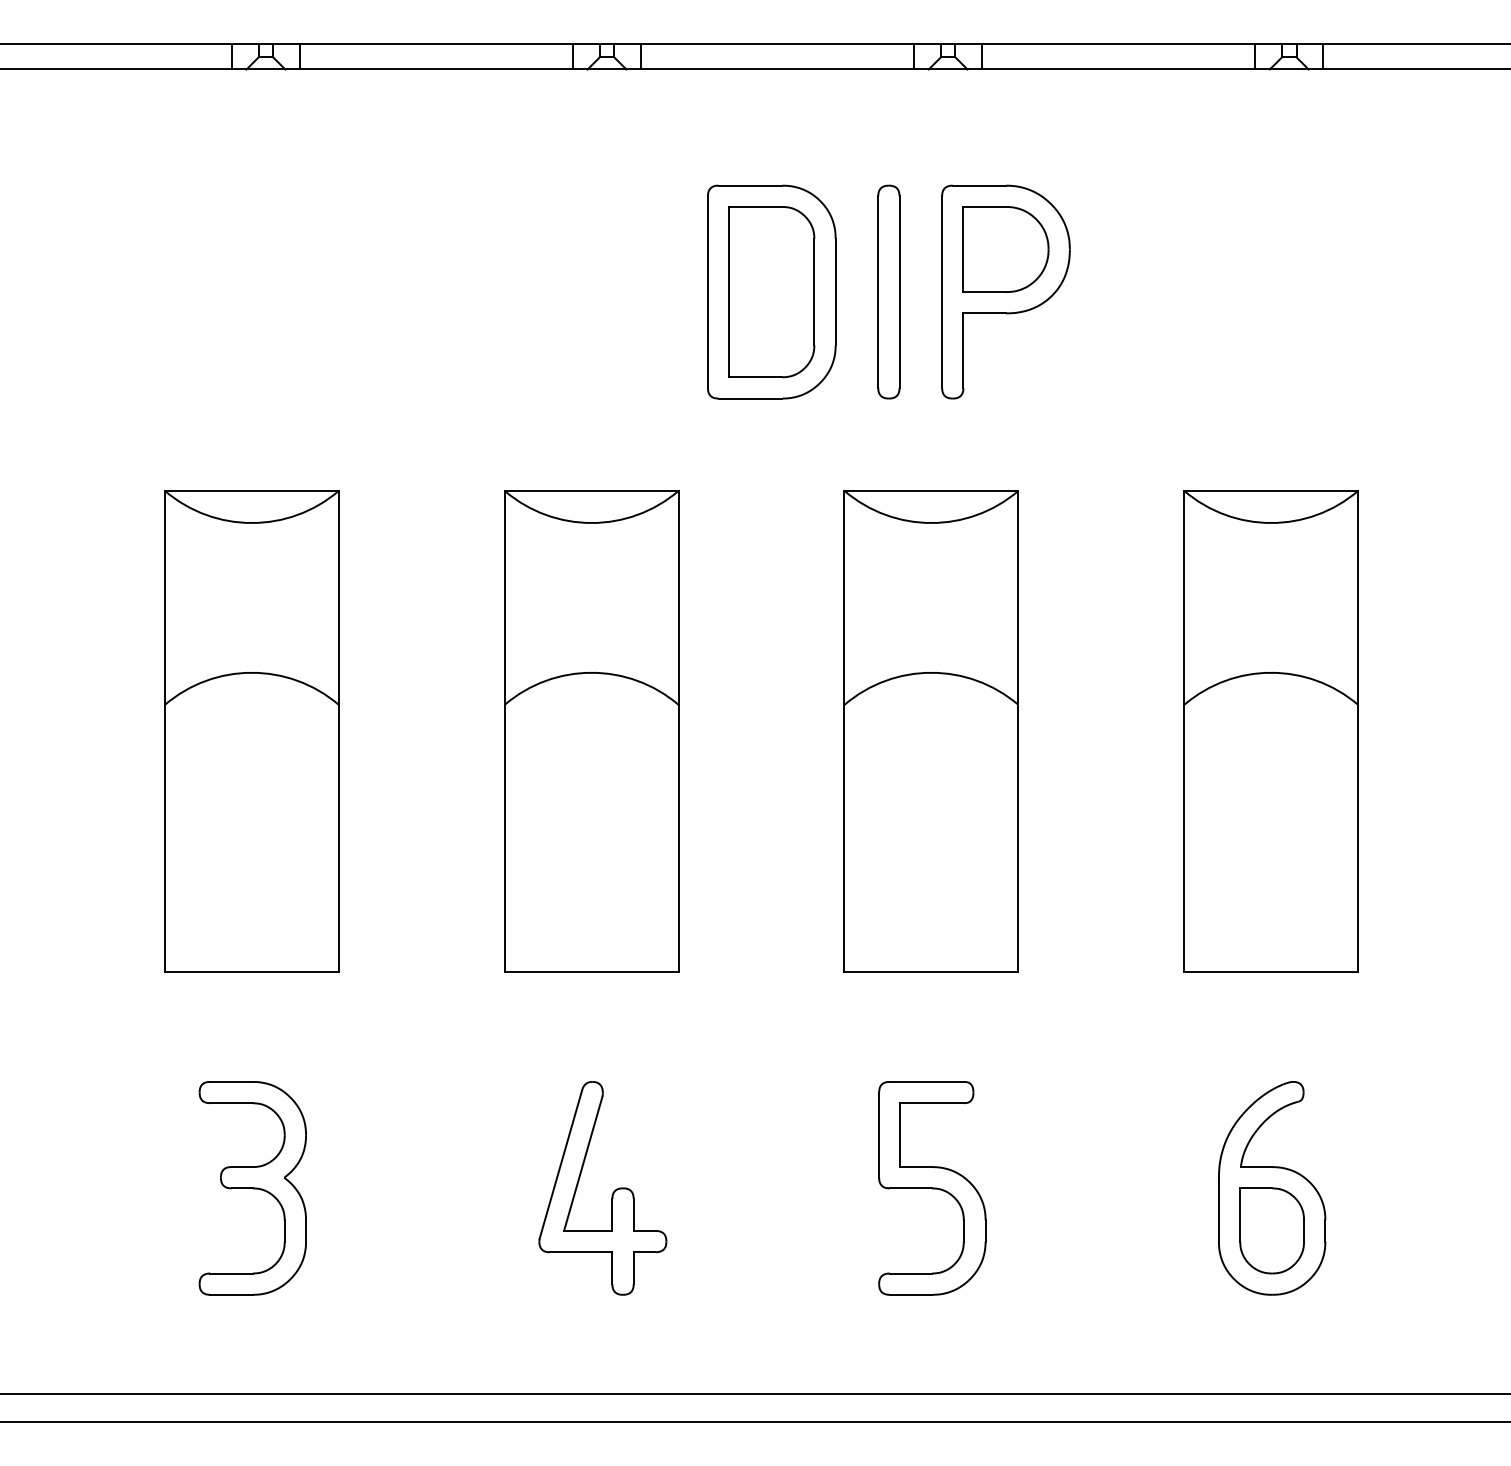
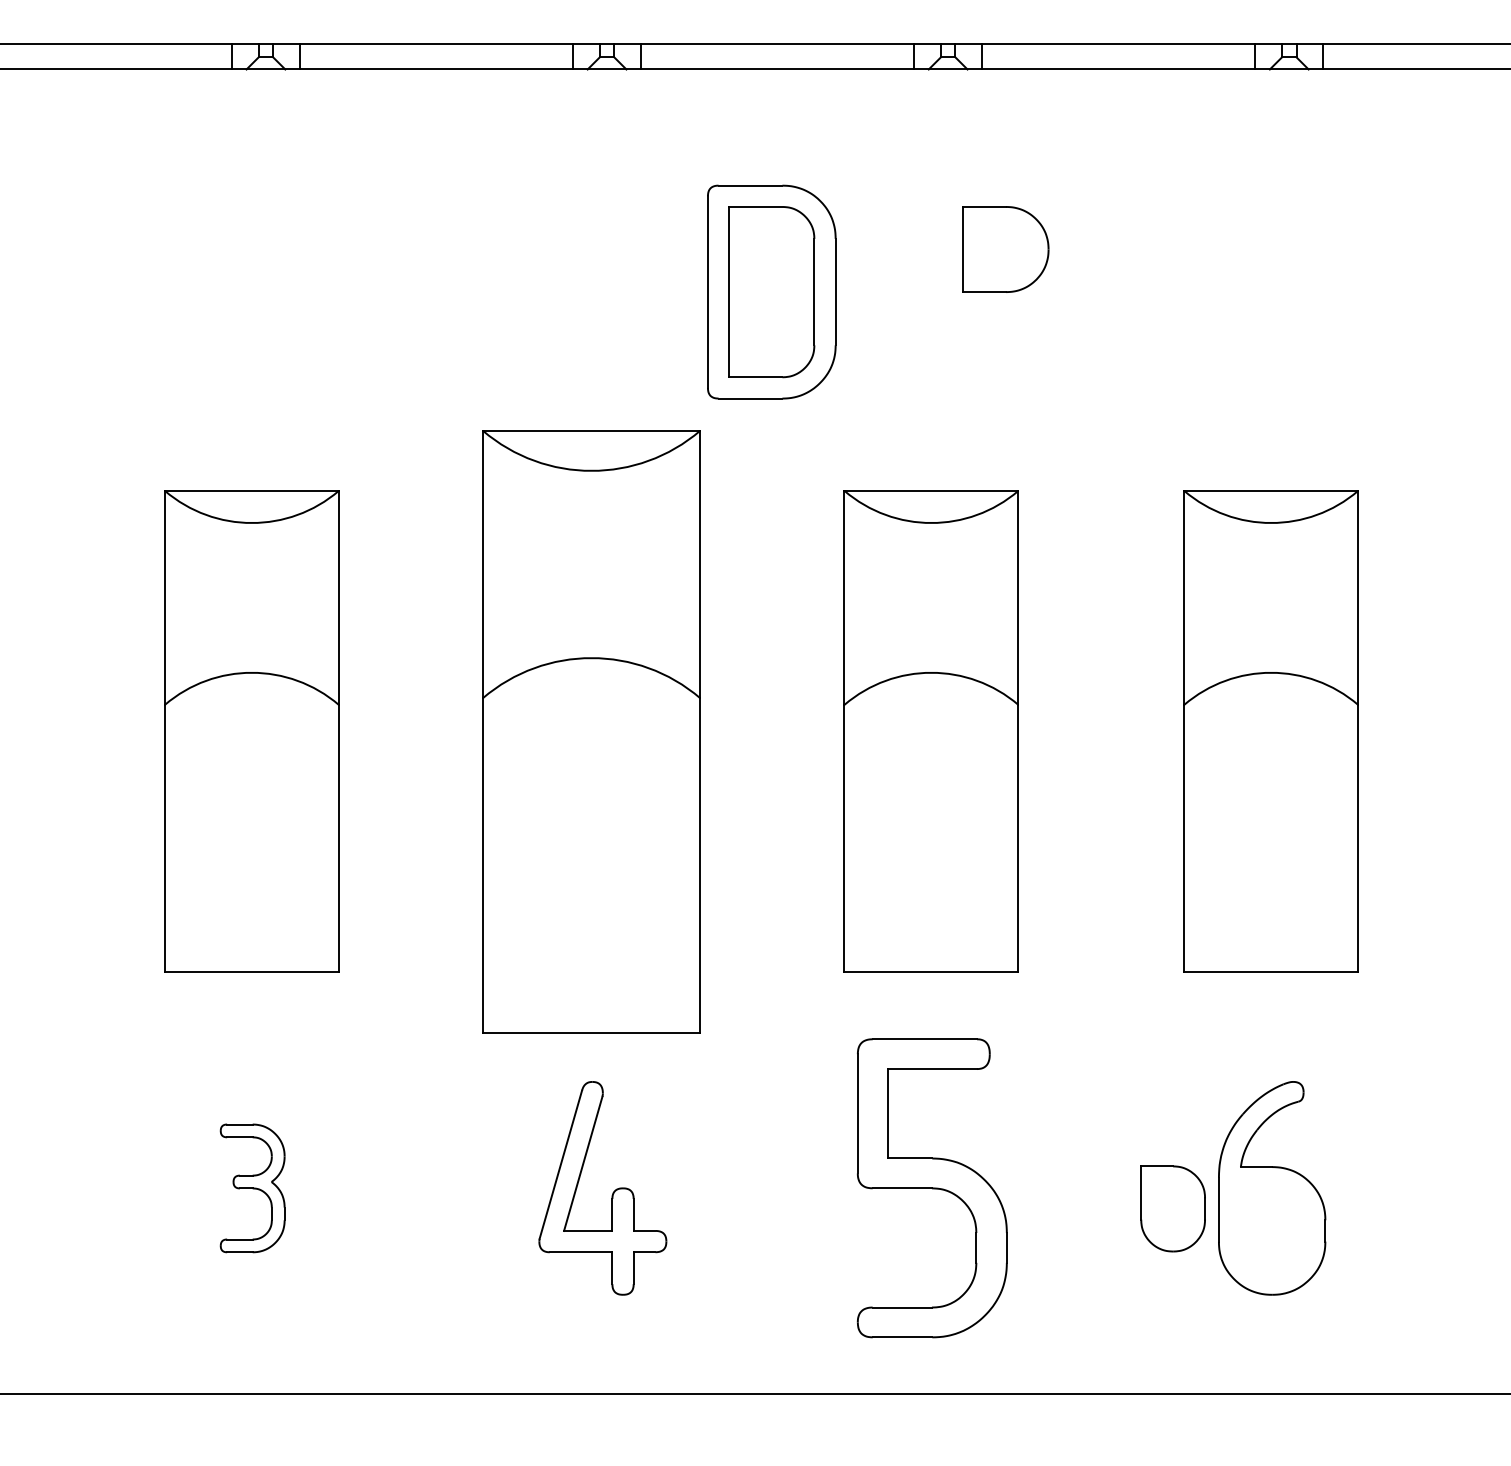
part: present -> none (888, 291)
part: present -> none (1005, 291)
part size: 176x483 px -> 219x604 px (591, 731)
part size: 109x215 px -> 67x131 px (252, 1188)
part size: 109x215 px -> 152x301 px (931, 1188)
part position: (1271, 1230) -> (1172, 1208) (1172, 1208)
line: present -> none (754, 1421)
